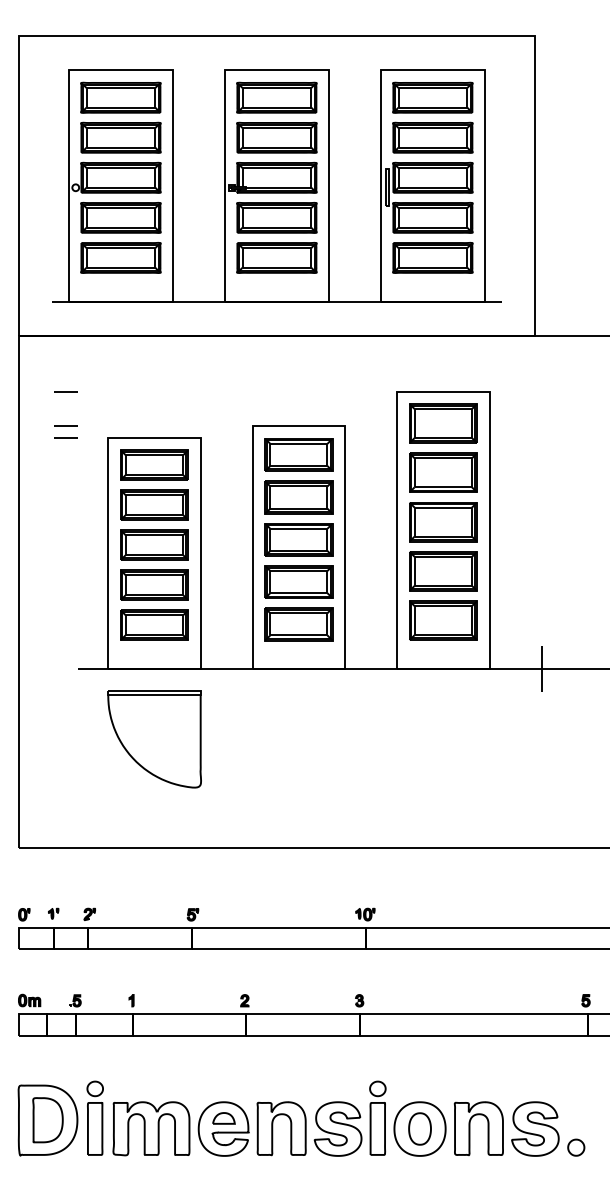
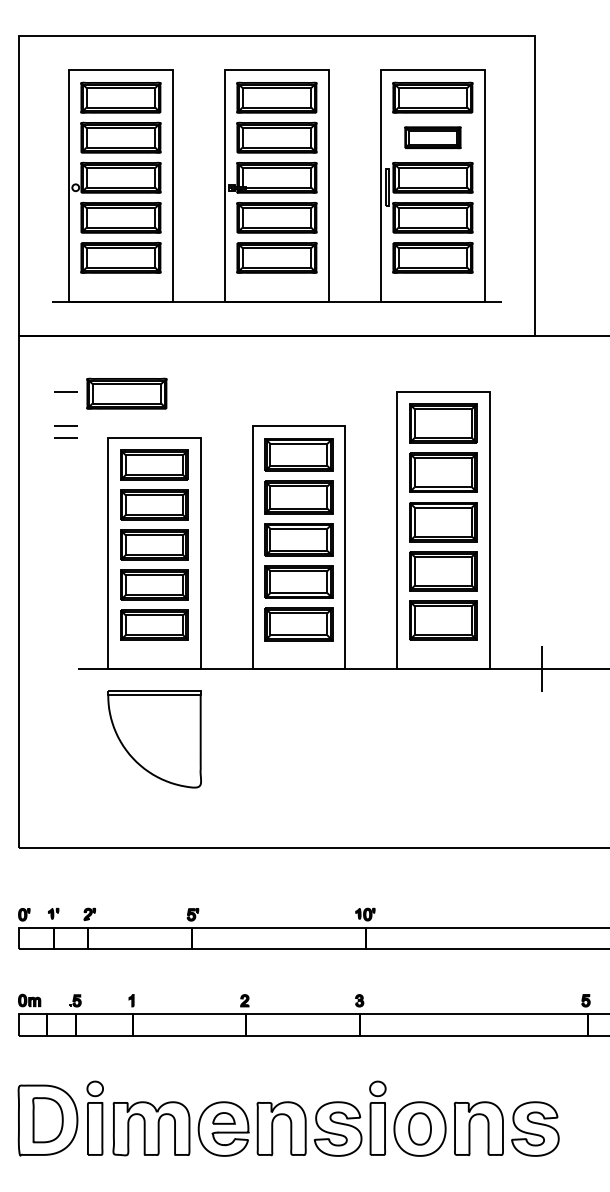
part size: 82x33 px -> 58x24 px (432, 137)
part: none -> present (126, 393)
part: present -> none (576, 1147)
